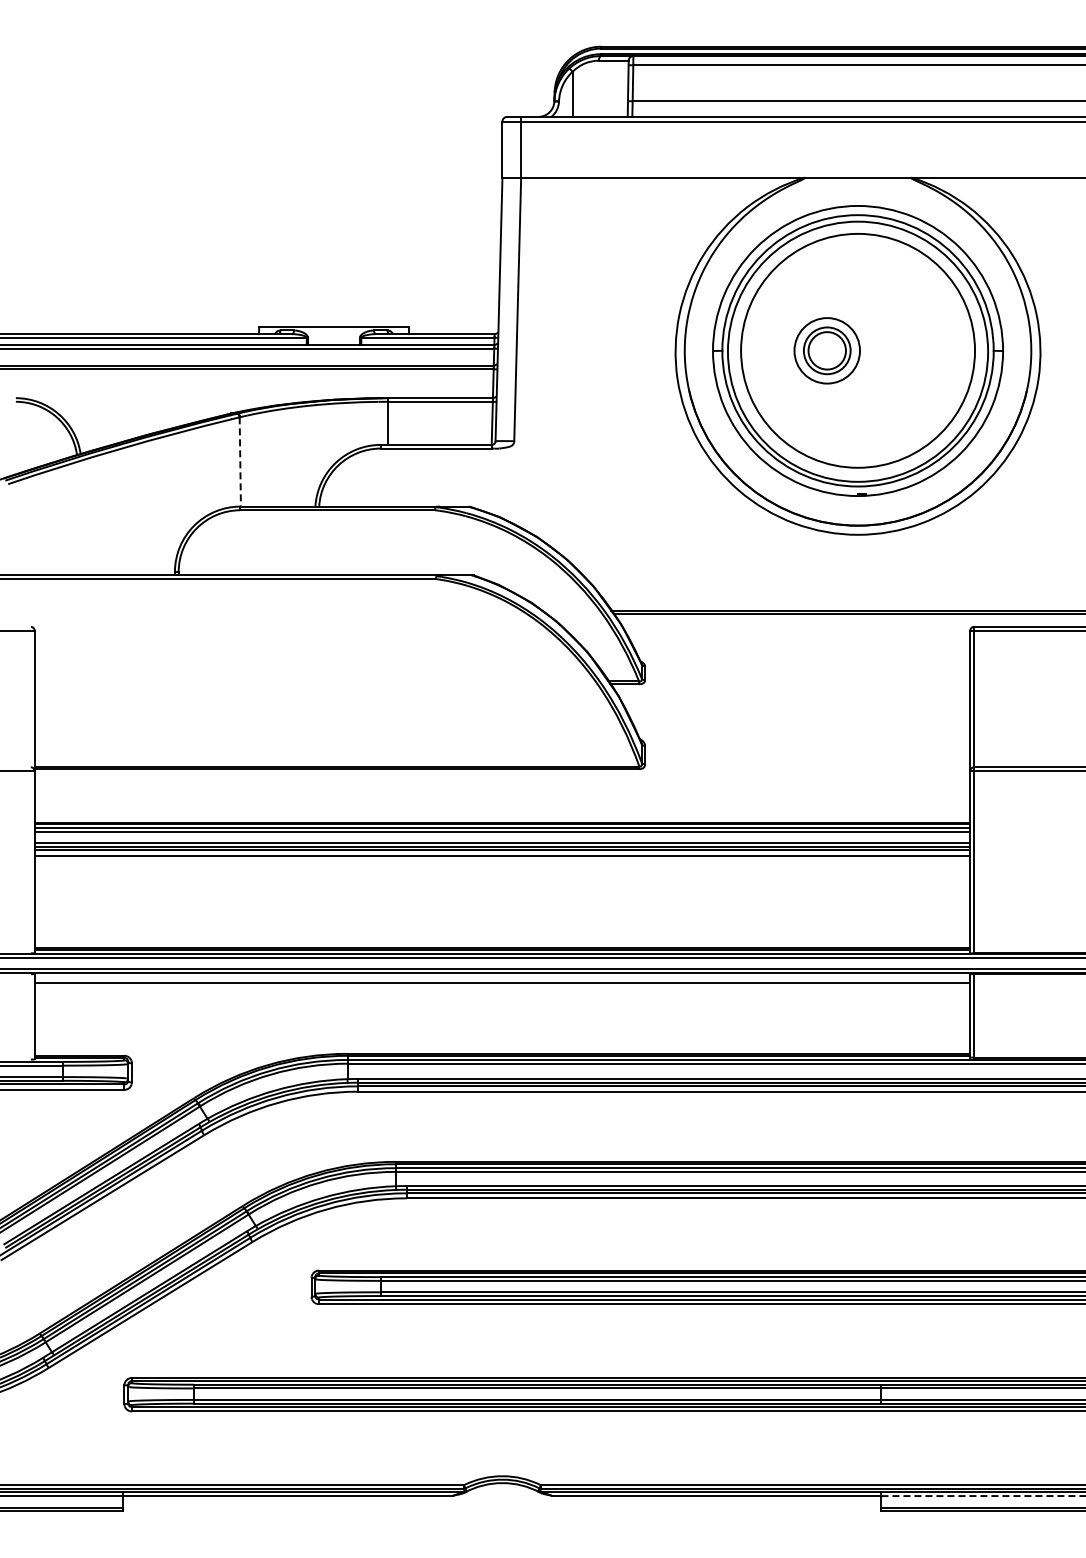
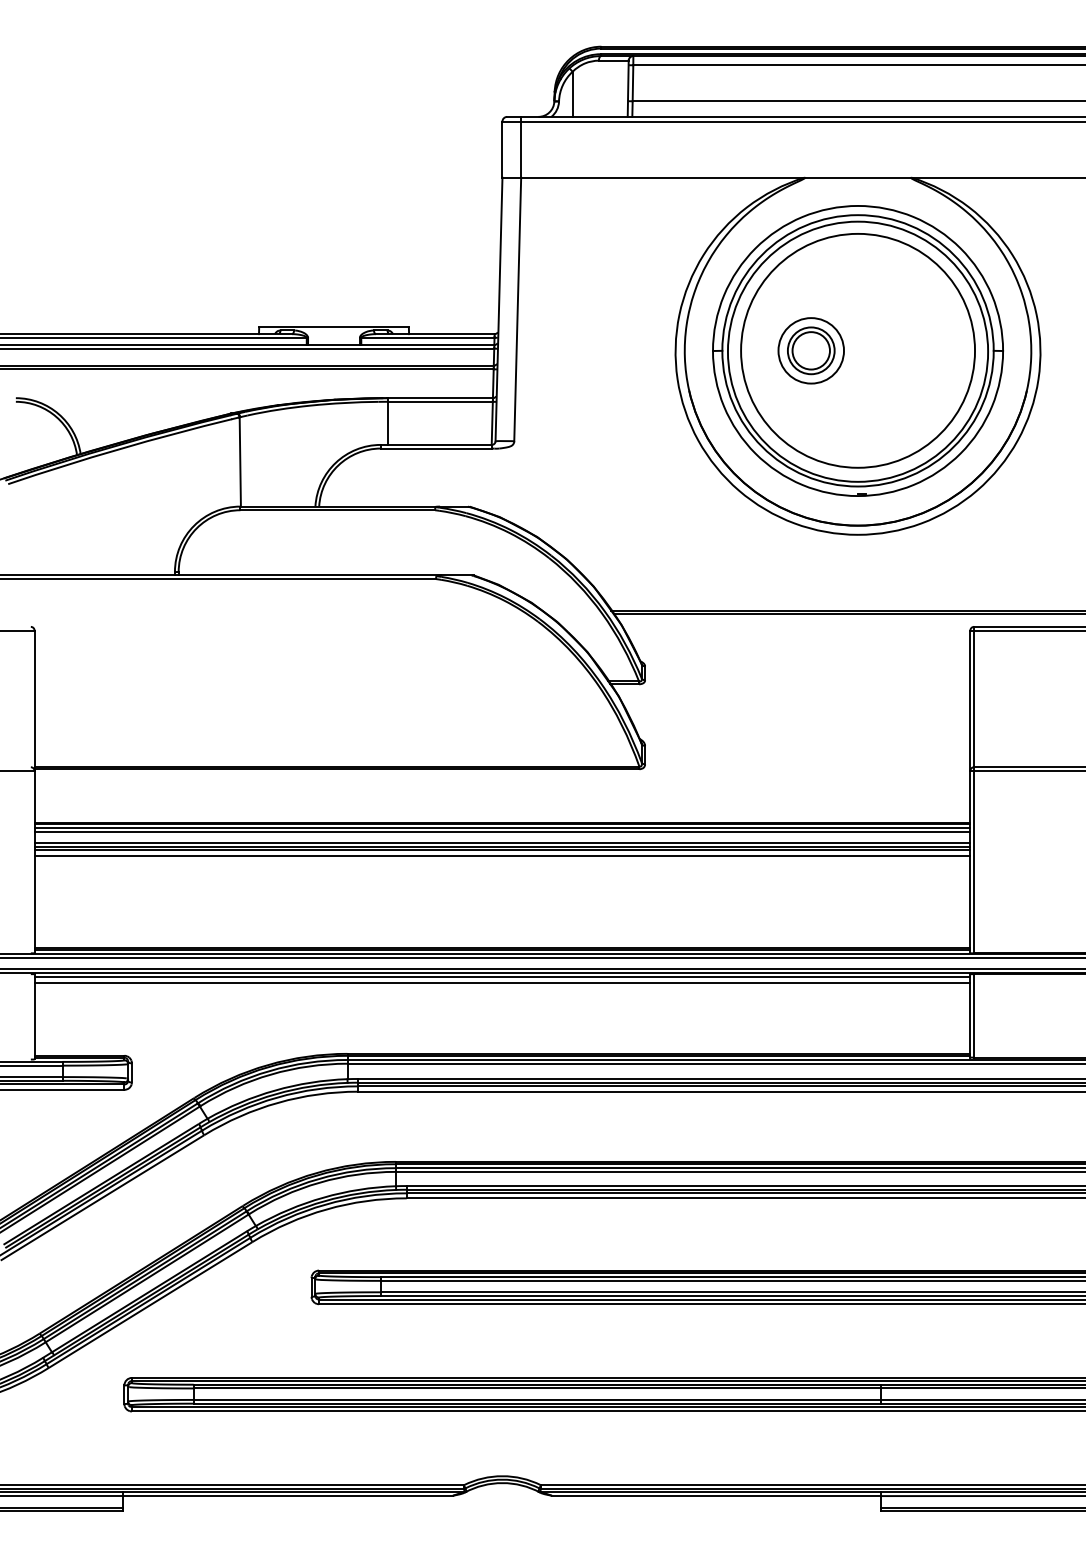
part position: (826, 350) -> (810, 350) (810, 350)
line: dashed -> solid (240, 461)
line: none -> present (502, 977)
line: dashed -> solid (983, 1496)
